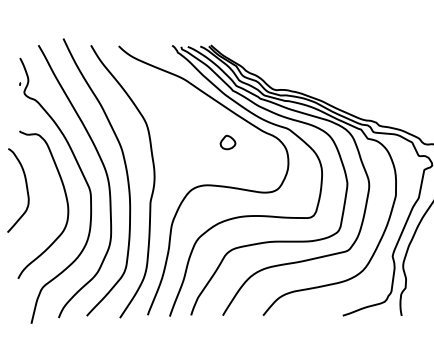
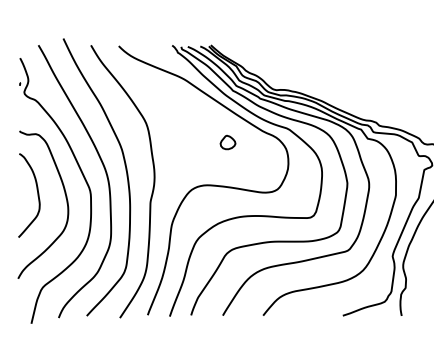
curve position: (26, 190) -> (37, 195) (37, 195)
